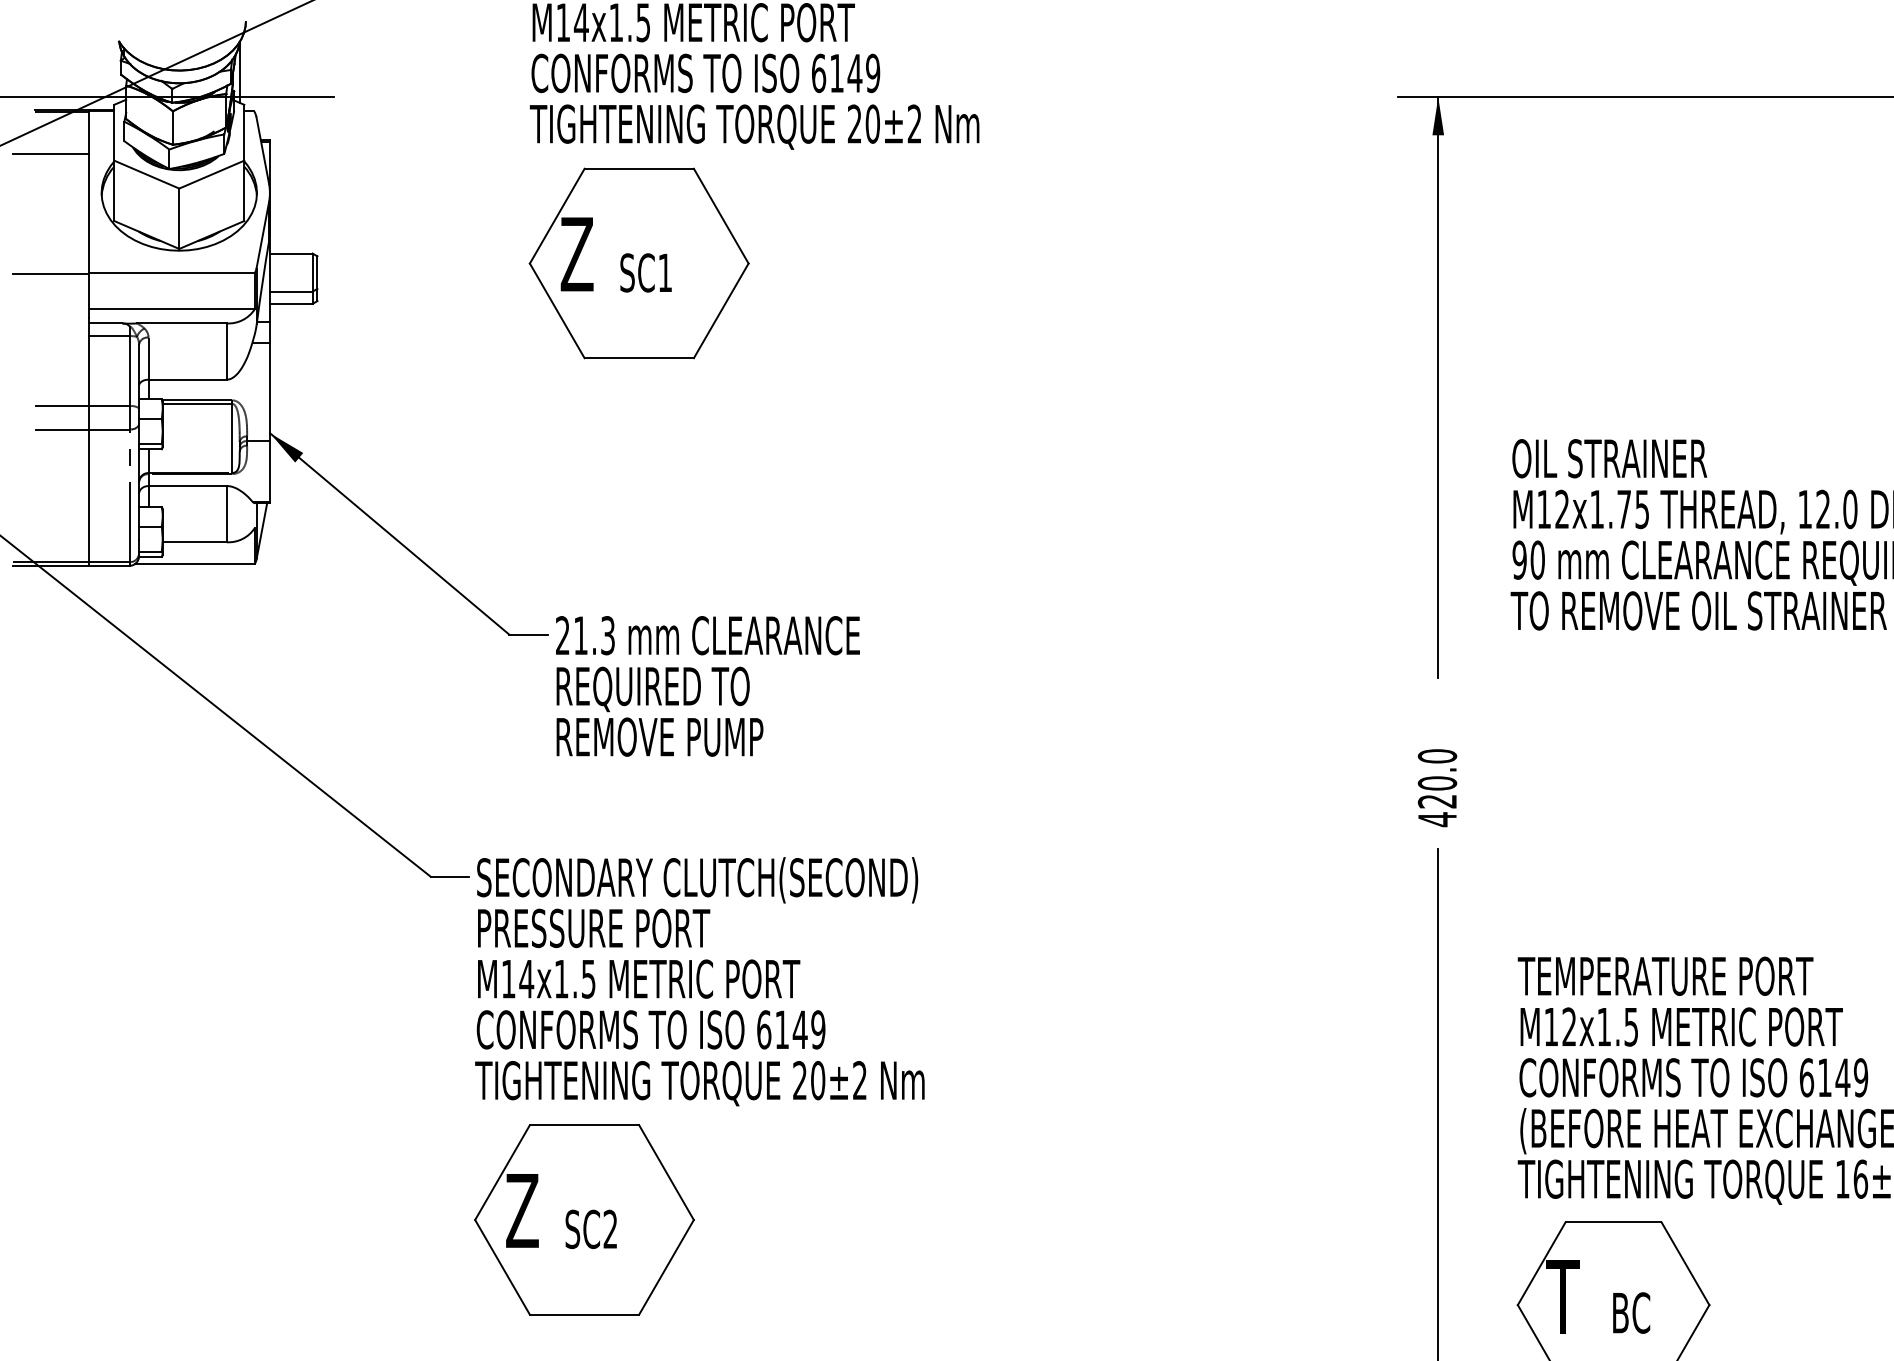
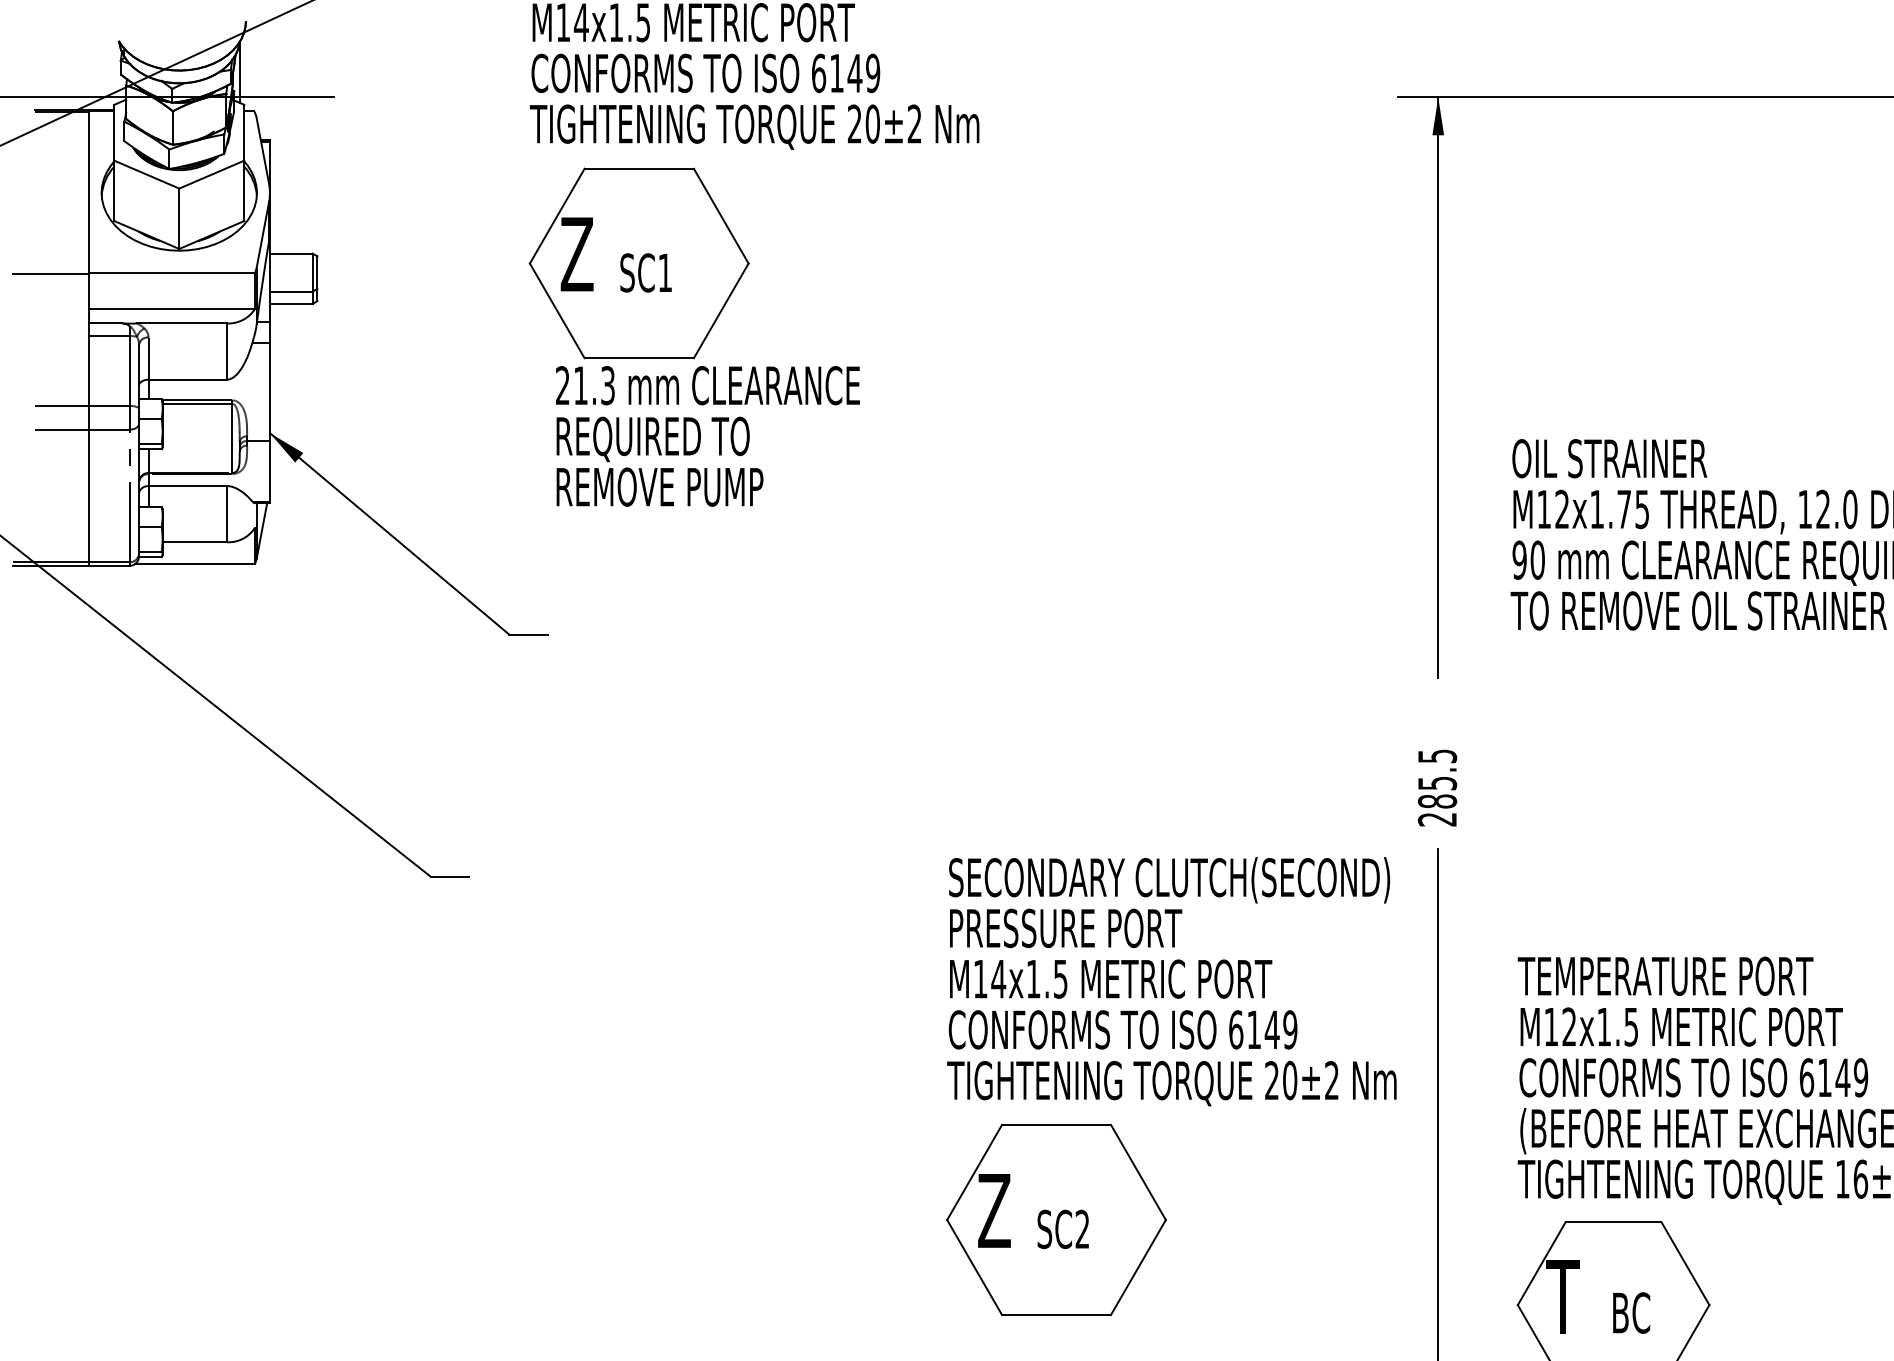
line: present -> none (50, 153)
text position: (707, 686) -> (707, 436) (707, 436)
text: 420.0 -> 285.5 (1437, 788)
part position: (699, 1086) -> (1171, 1086) (1171, 1086)
